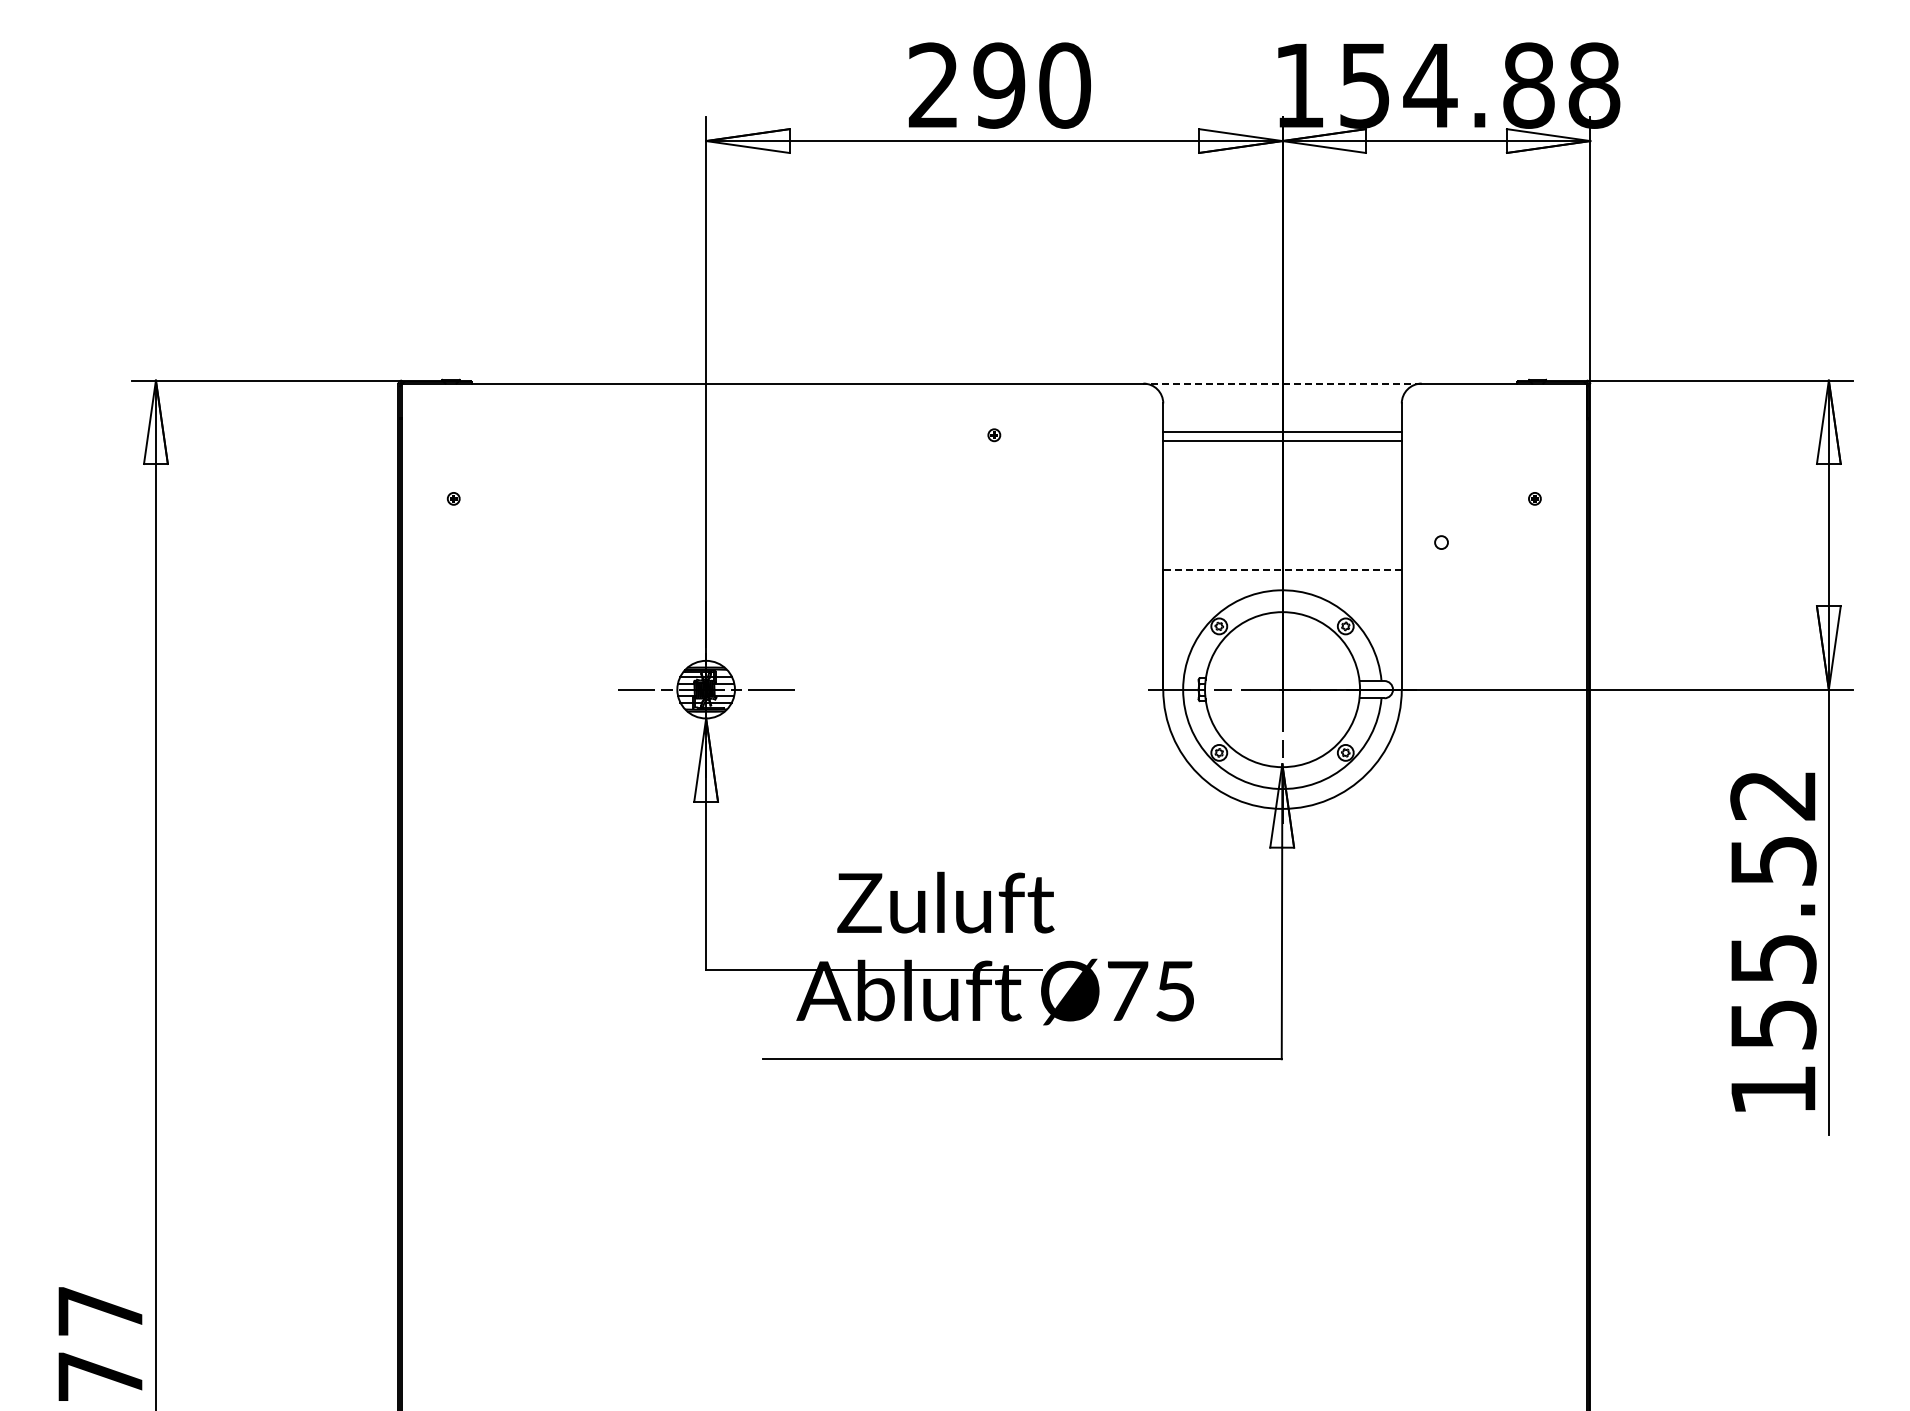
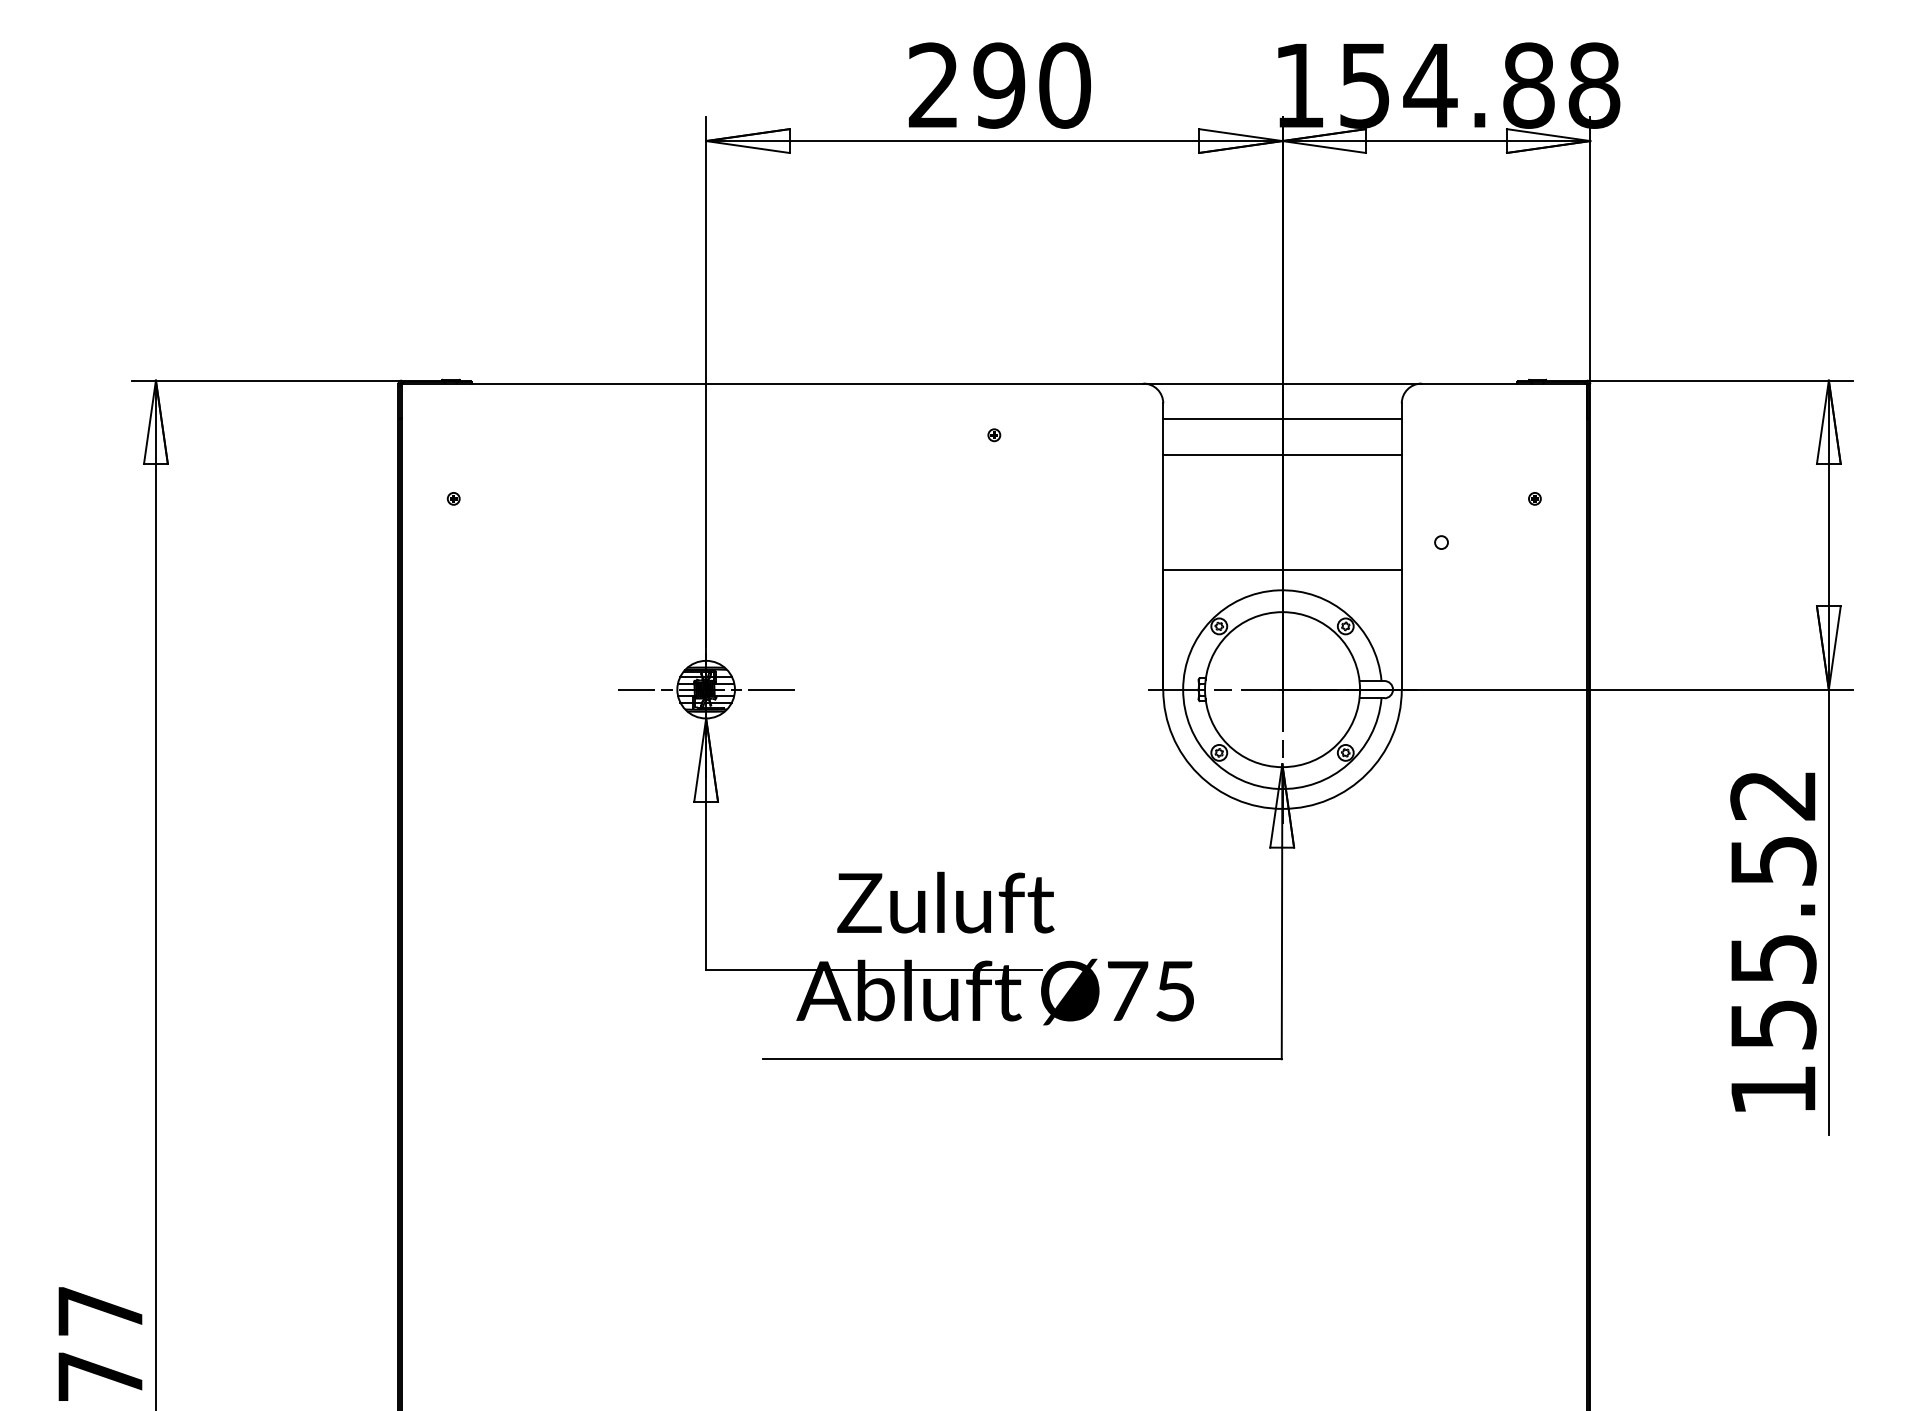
line: dashed -> solid (1282, 383)
line position: (1282, 432) -> (1282, 455) (1282, 455)
line position: (1282, 441) -> (1282, 419) (1282, 419)
line: dashed -> solid (1282, 570)
